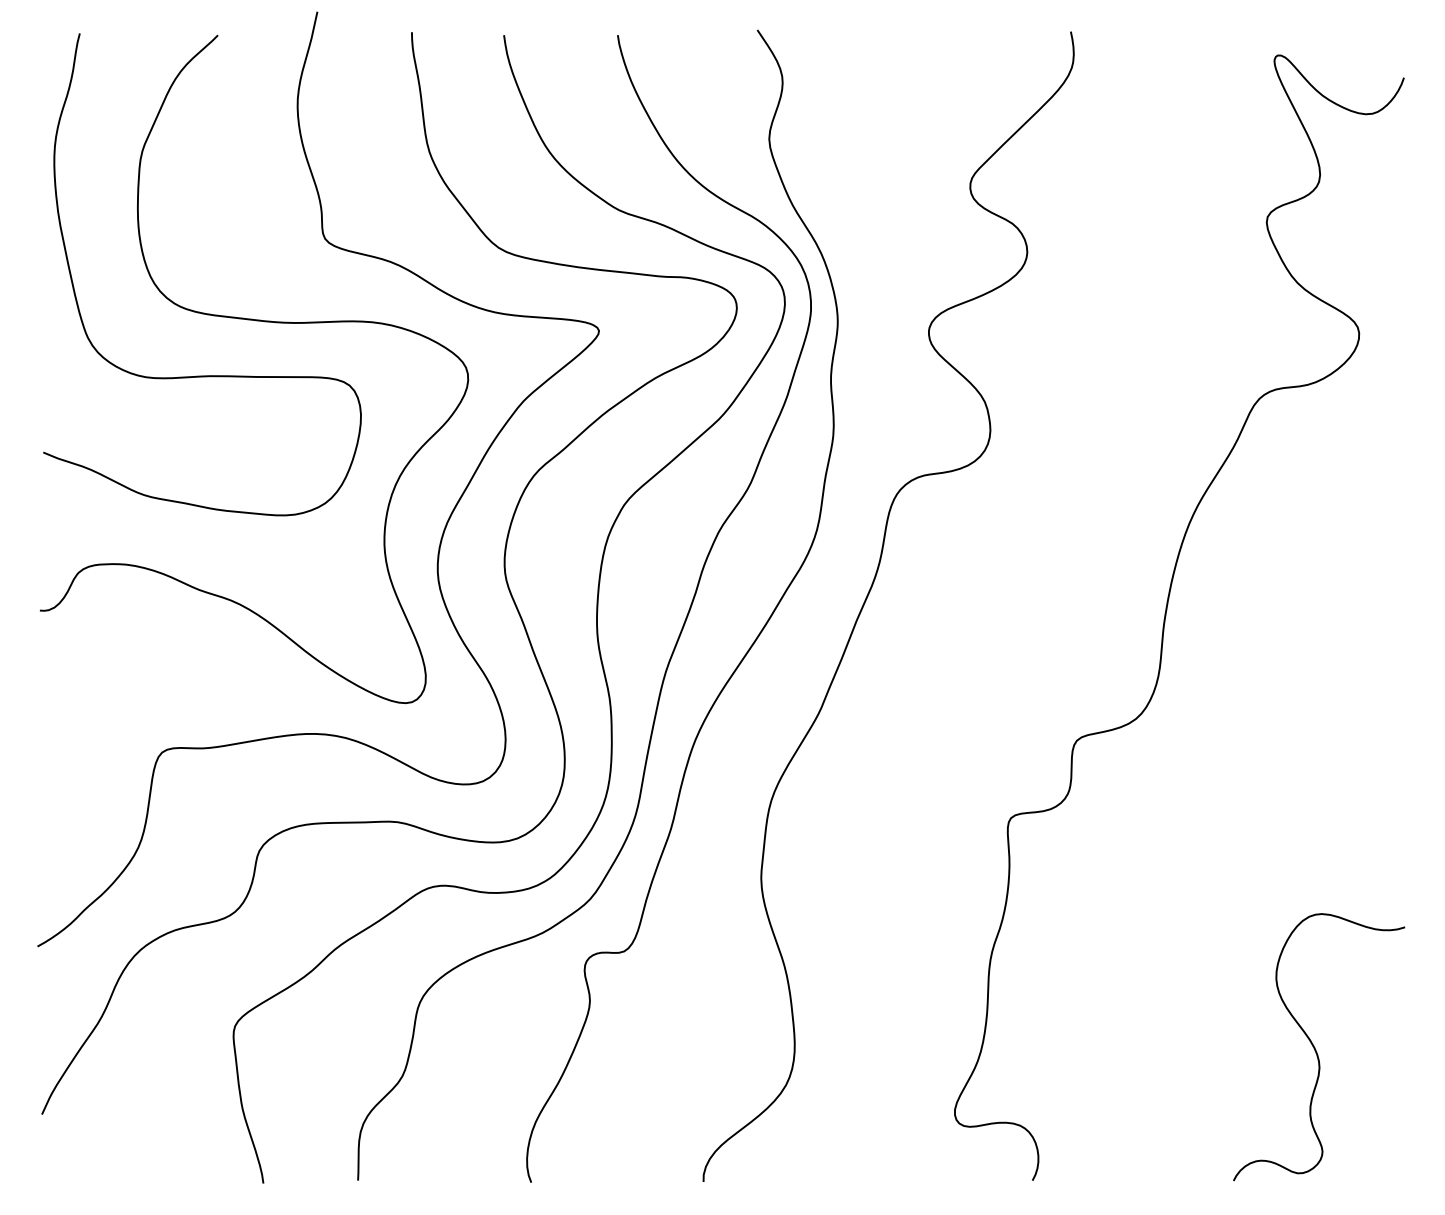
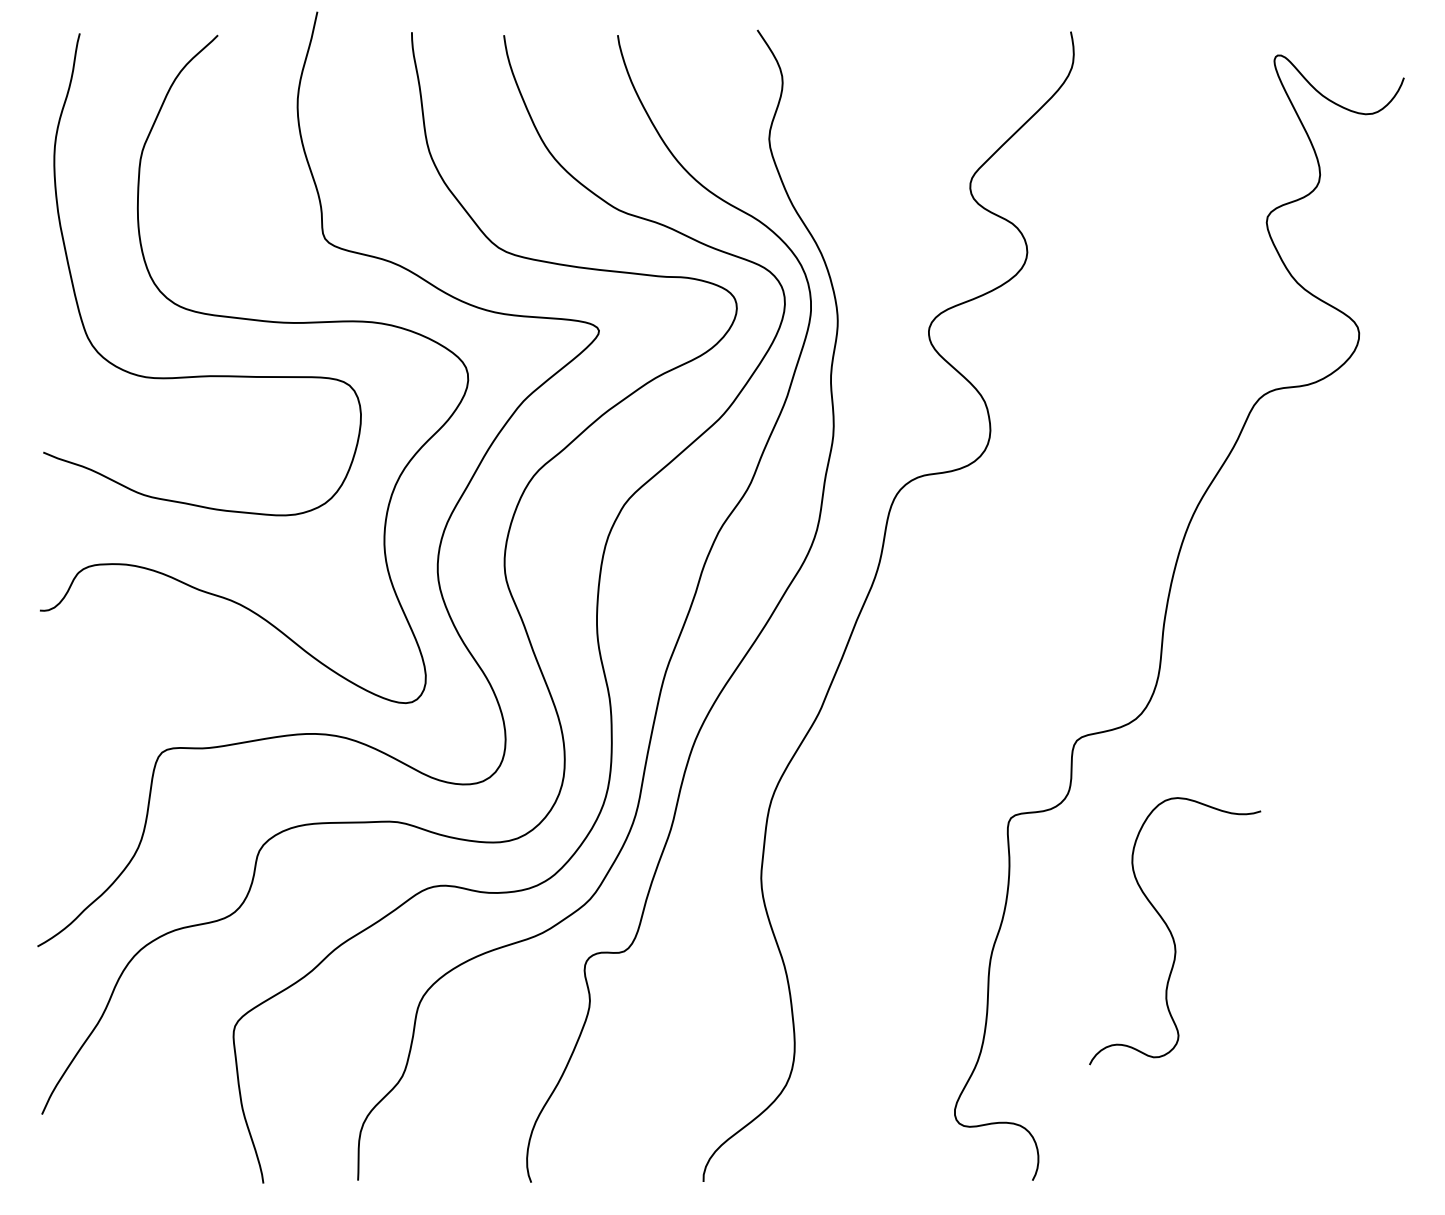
curve position: (1316, 1049) -> (1172, 933) (1172, 933)
